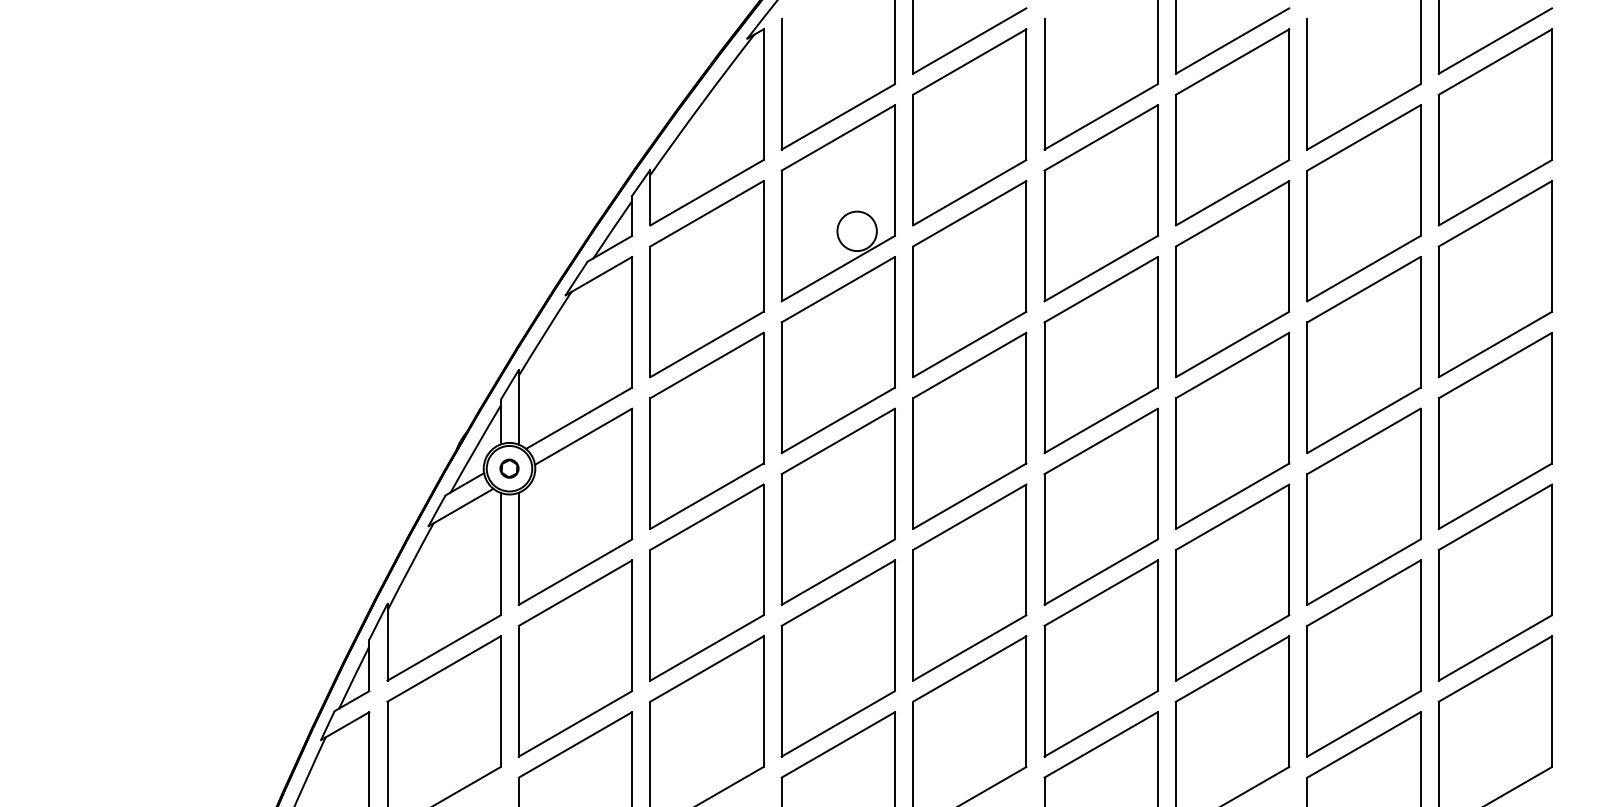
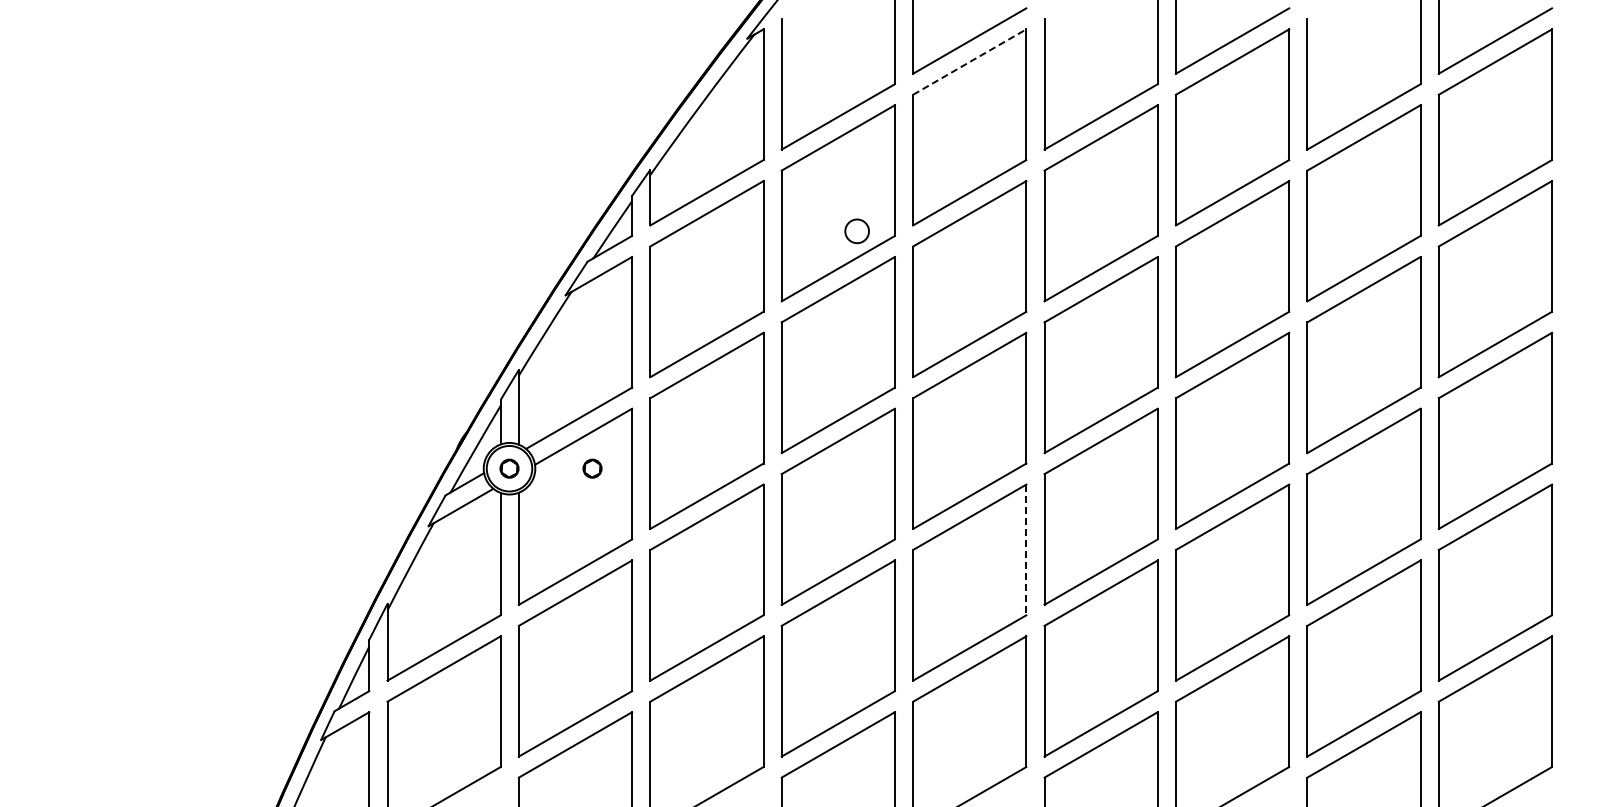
line: solid -> dashed (970, 61)
circle diameter: 39 px -> 24 px (857, 231)
circle: none -> present (592, 468)
line: solid -> dashed (1026, 550)
